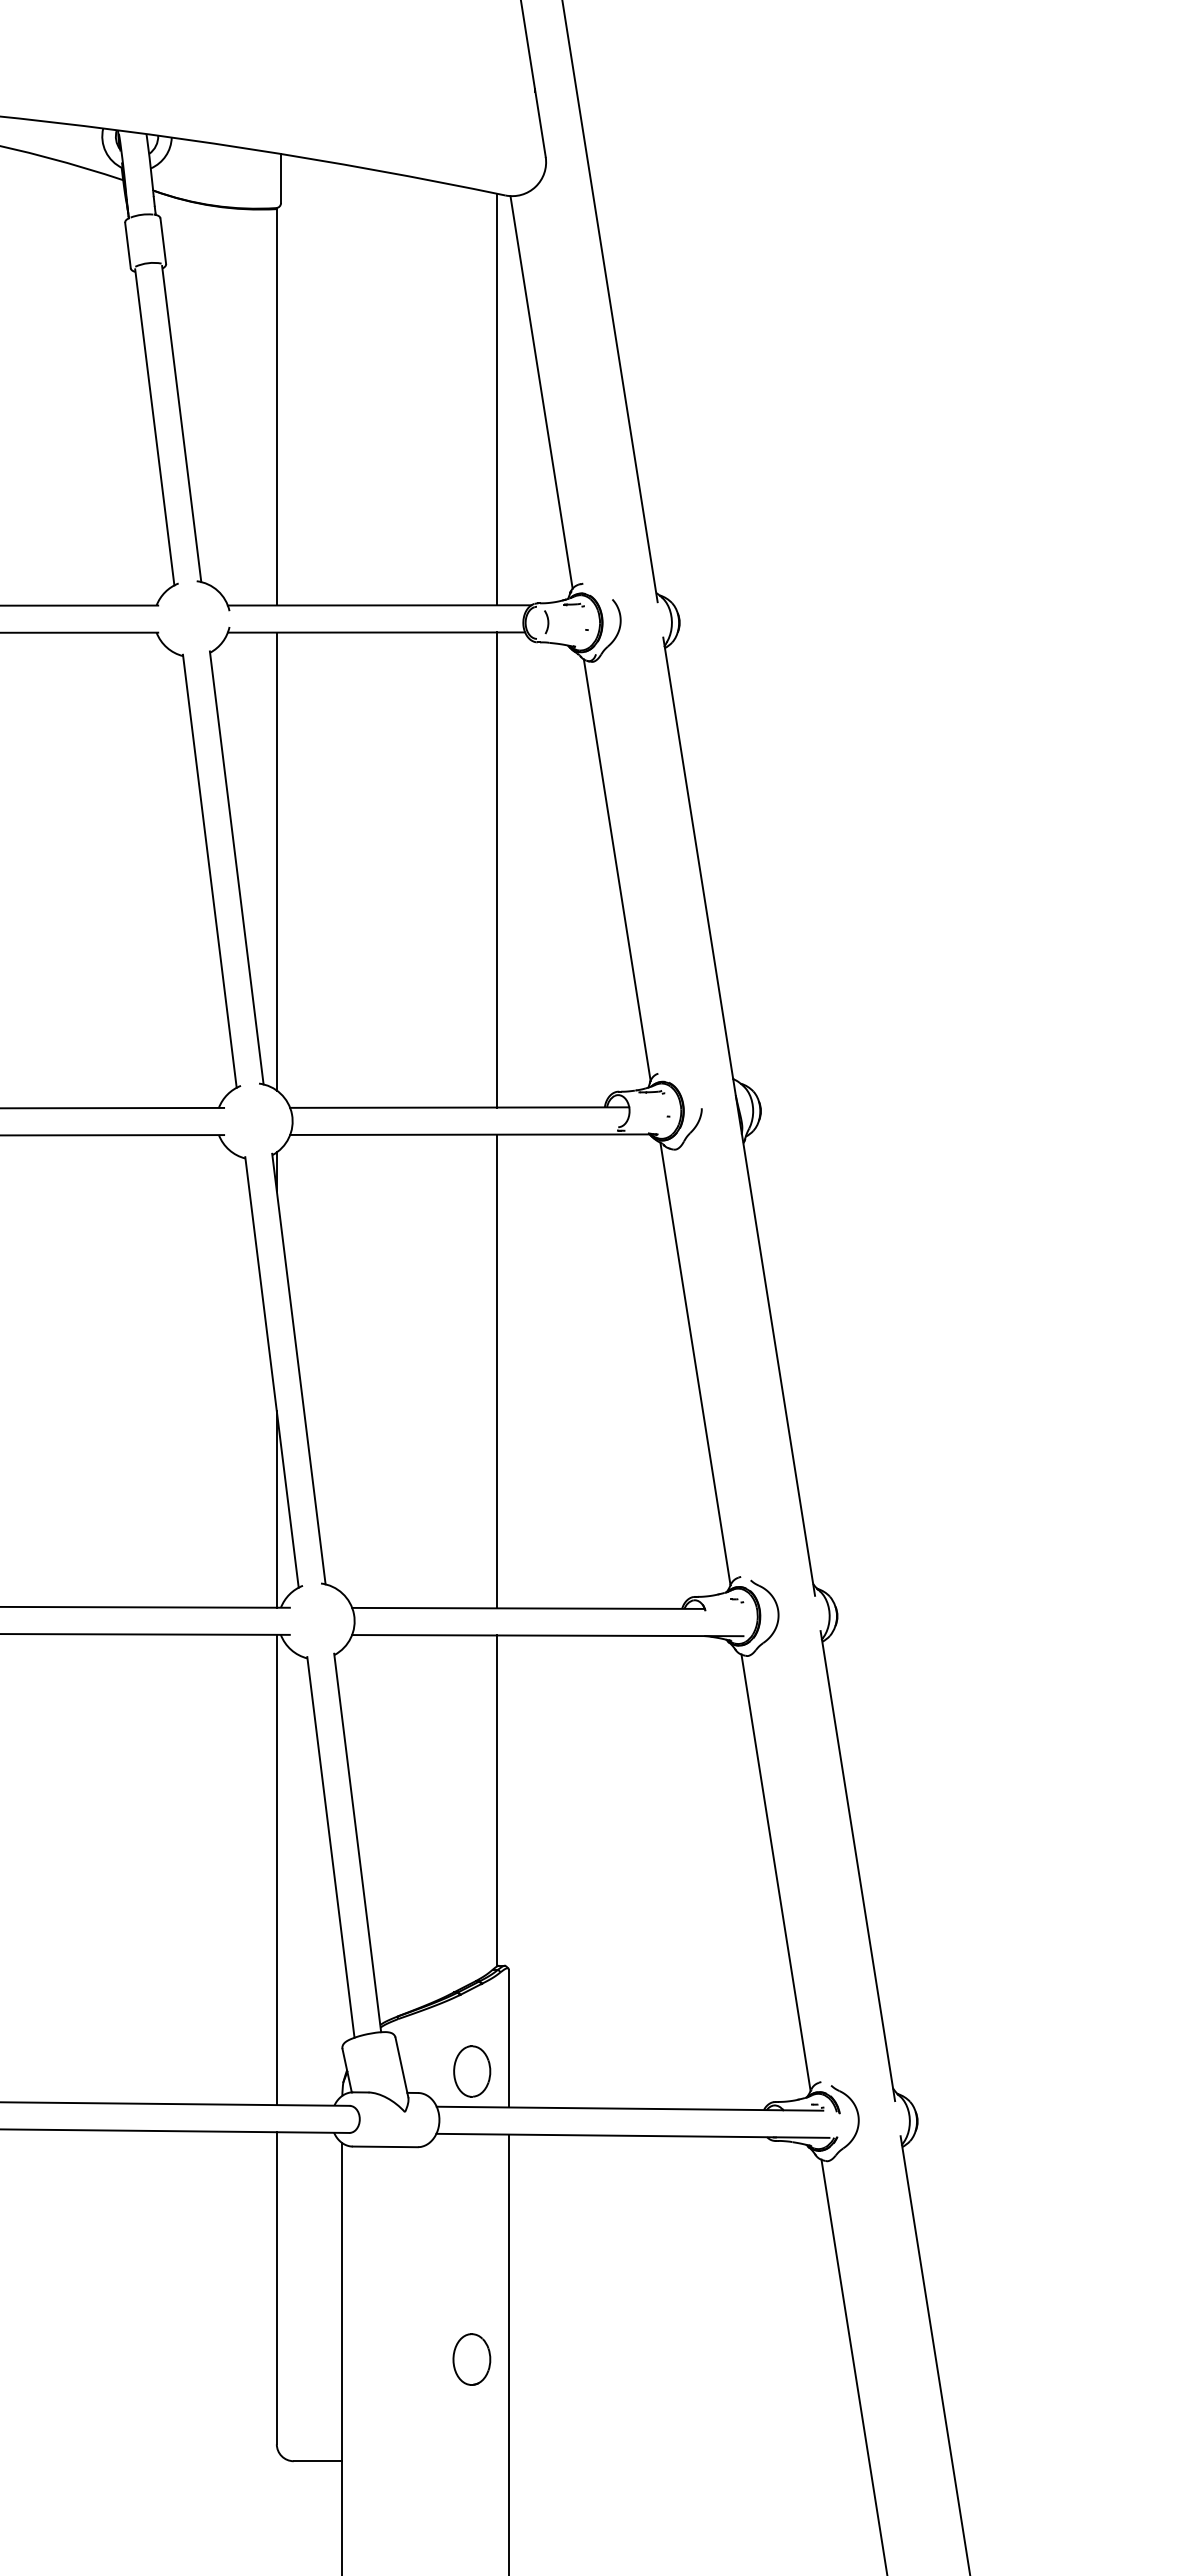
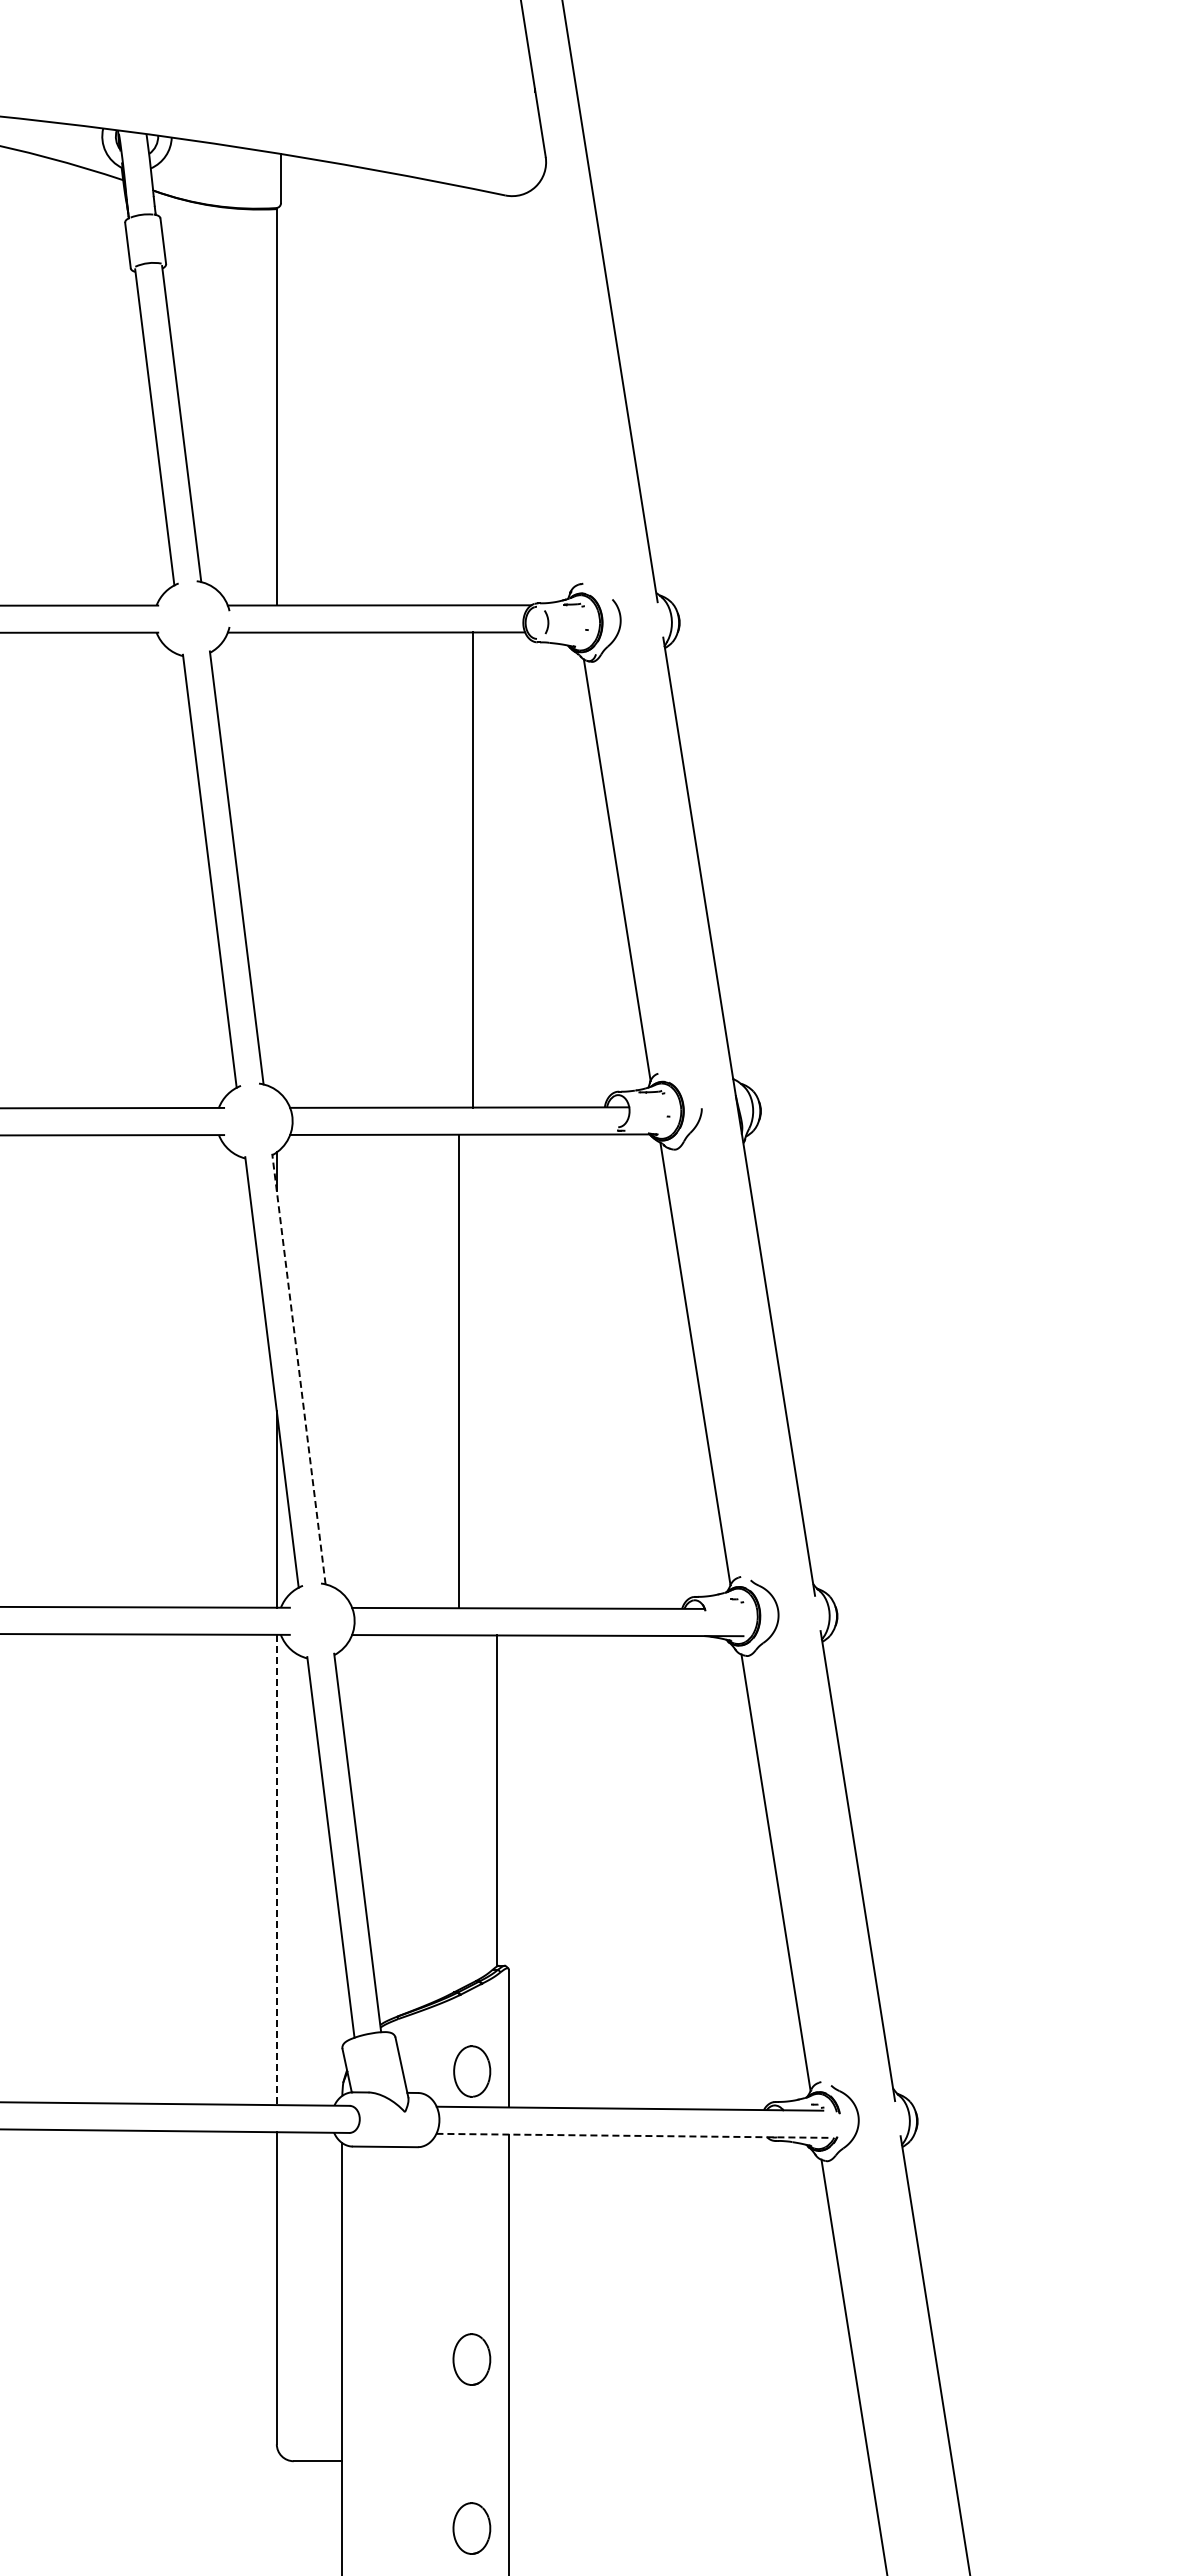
line: present -> none (541, 392)
line: present -> none (497, 399)
line: present -> none (276, 861)
line position: (497, 869) -> (473, 869) (473, 869)
line: solid -> dashed (298, 1369)
line position: (497, 1371) -> (459, 1371) (459, 1371)
line: solid -> dashed (276, 1870)
line: solid -> dashed (632, 2135)
part: none -> present (471, 2528)
